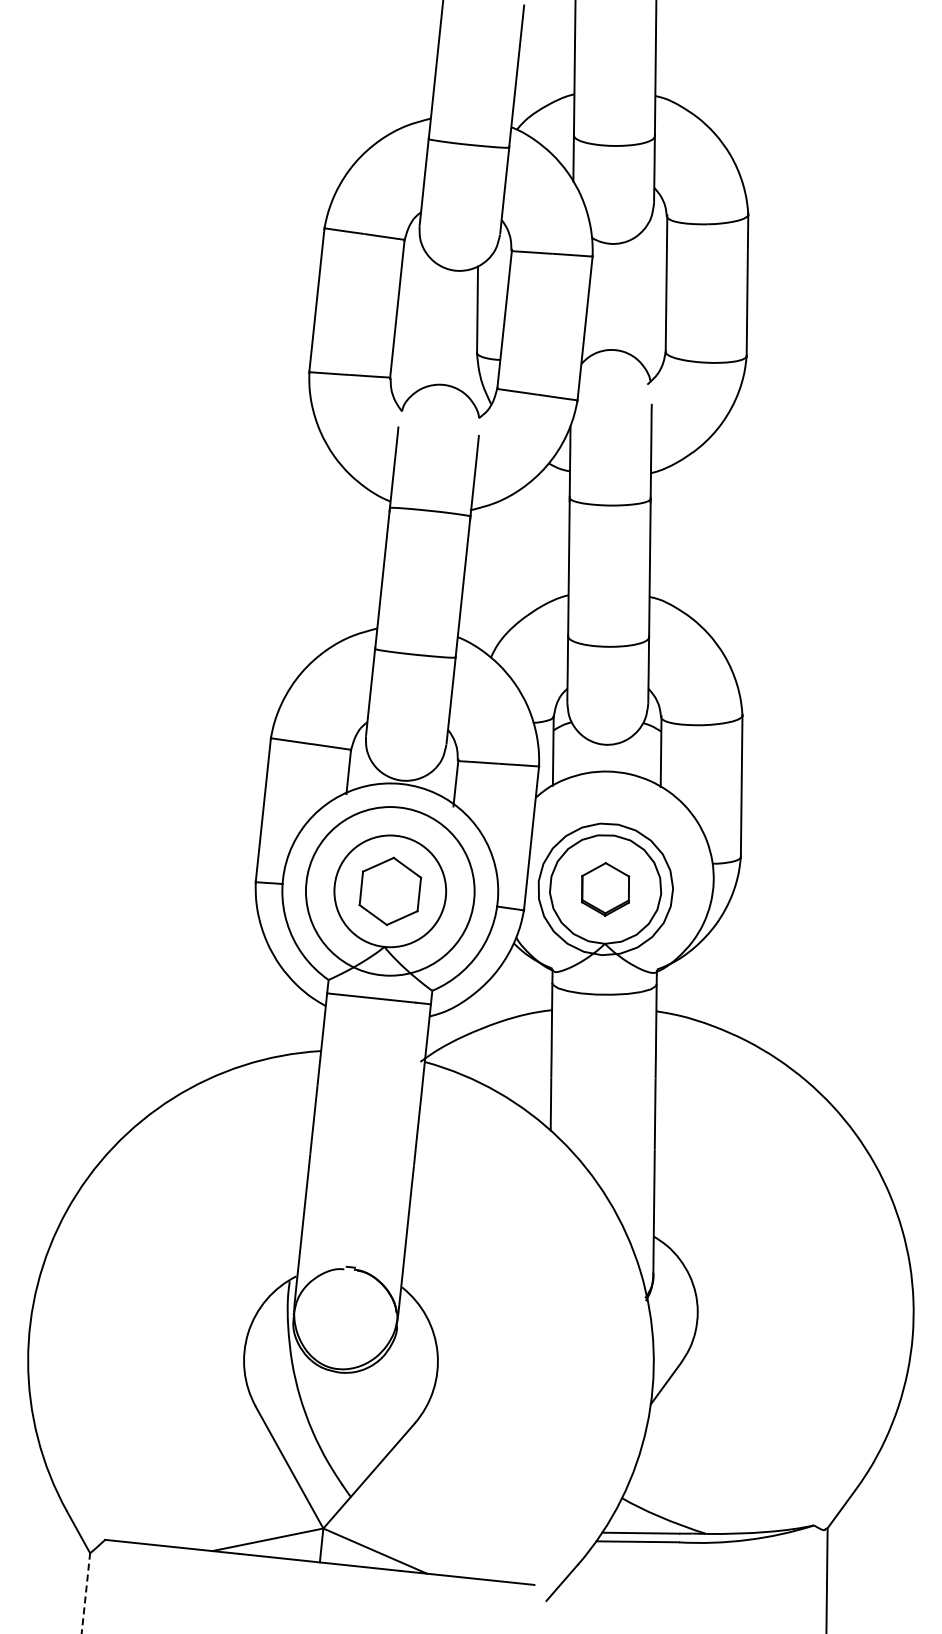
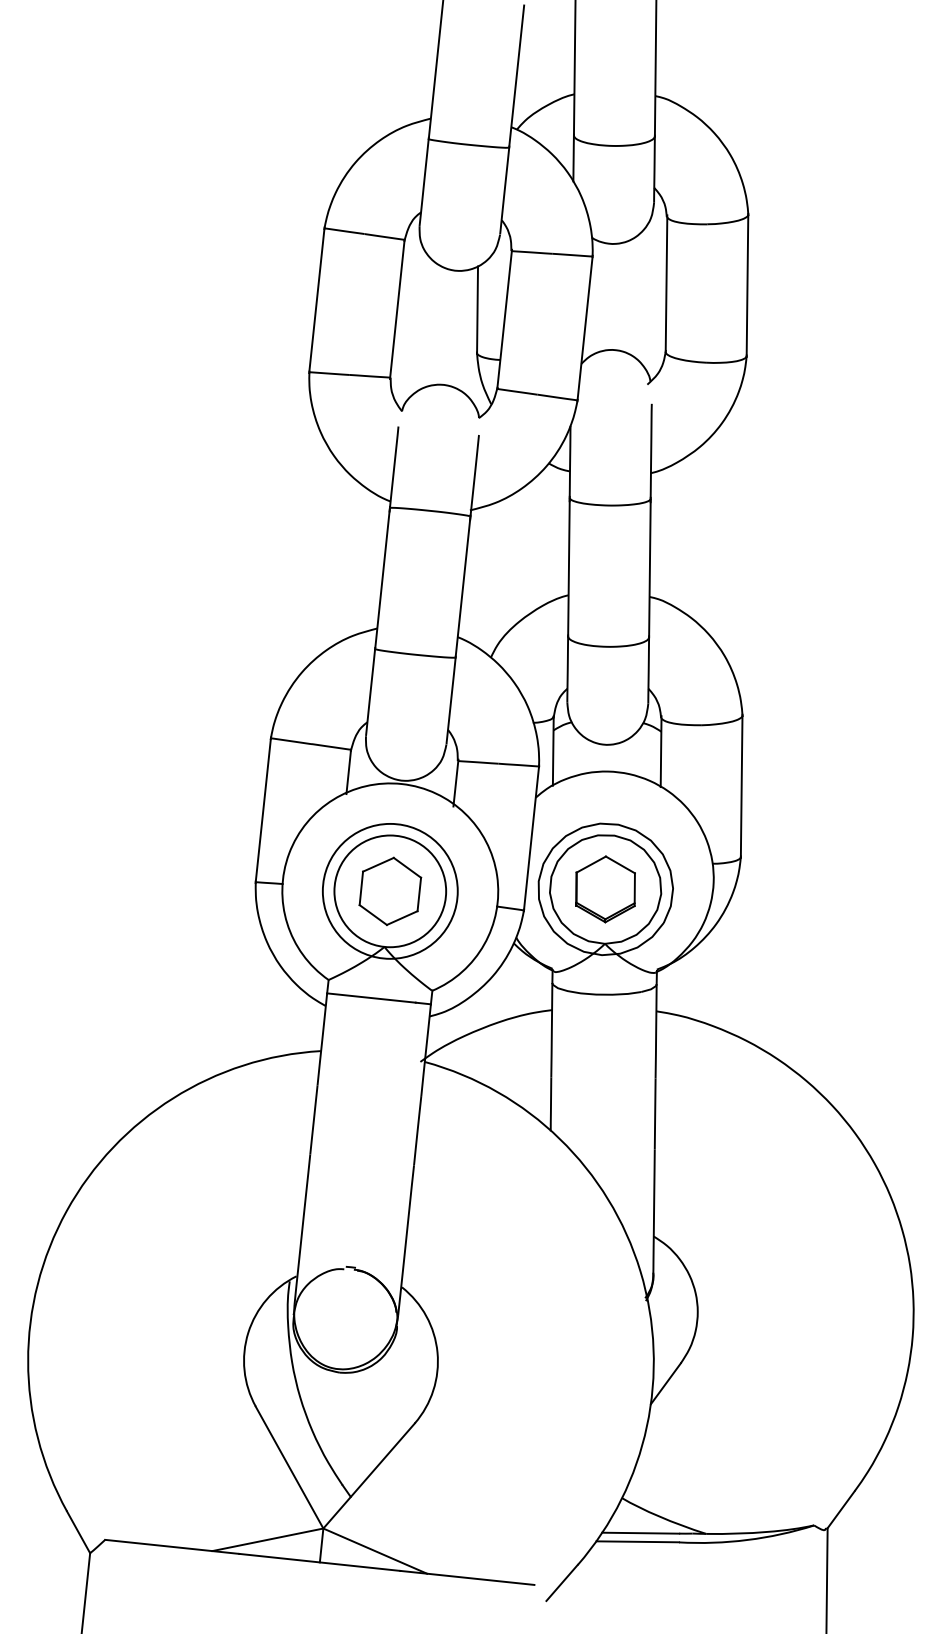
part size: 50x55 px -> 61x69 px (605, 889)
circle diameter: 169 px -> 135 px (389, 890)
line: dashed -> solid (85, 1593)
